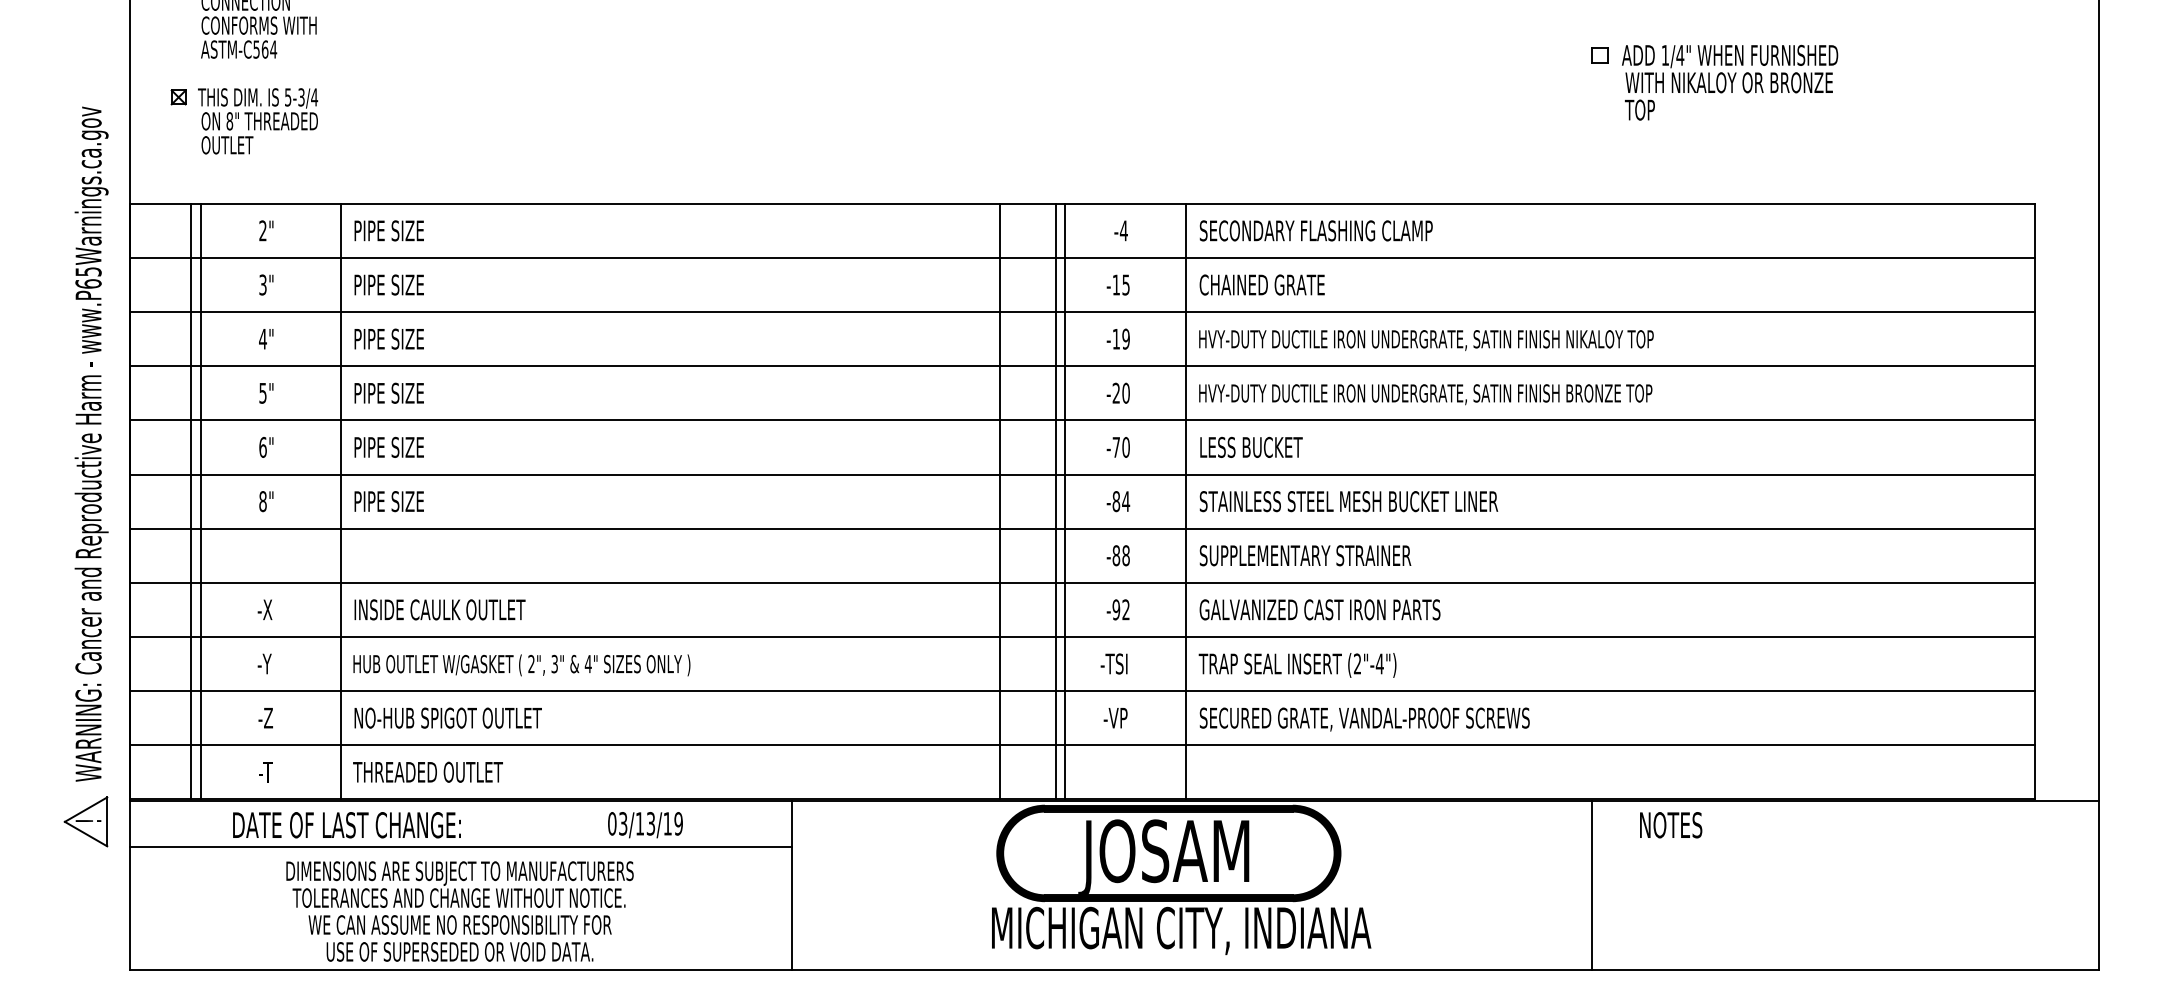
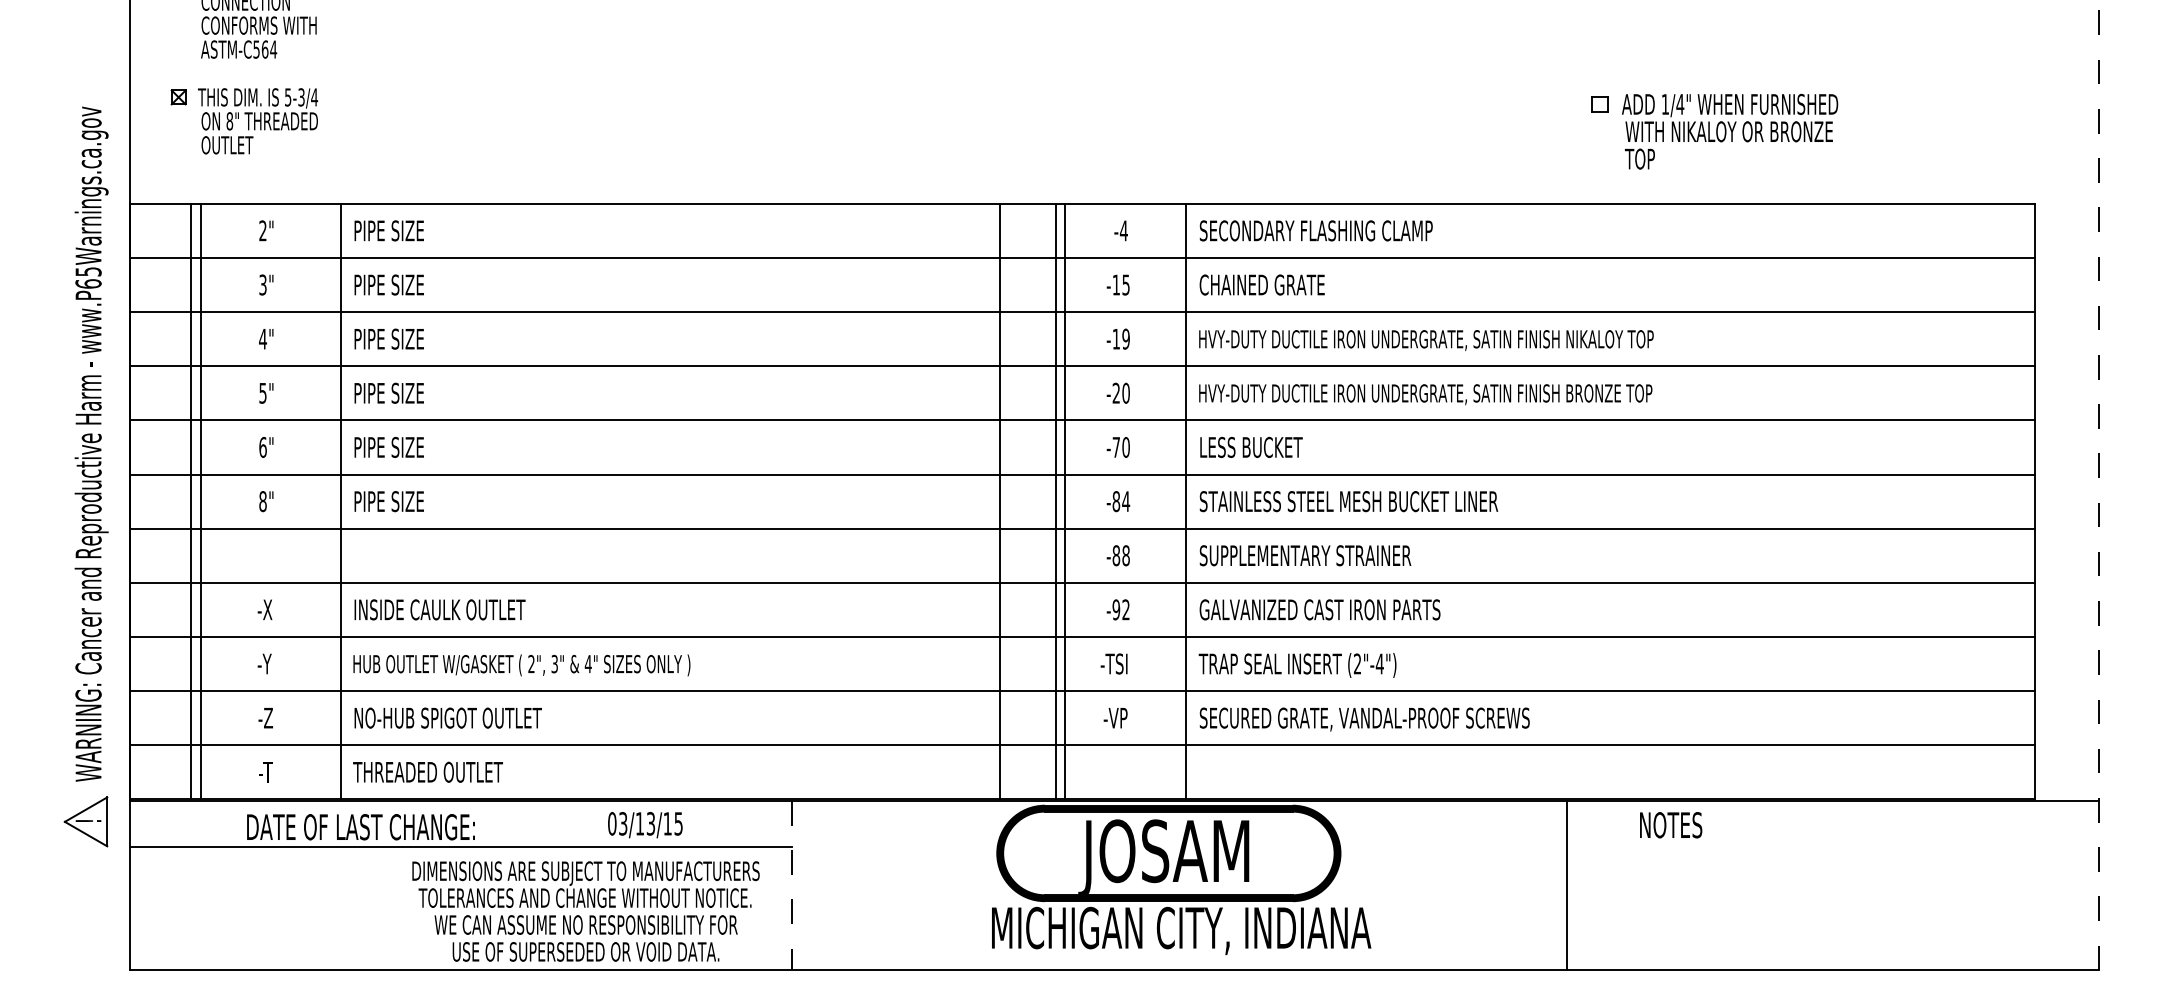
part position: (1714, 82) -> (1714, 131) (1714, 131)
line: solid -> dashed (2099, 485)
text: 03/13/19 -> 03/13/15 (678, 823)
text position: (346, 825) -> (360, 827) (360, 827)
line: solid -> dashed (791, 885)
line position: (1591, 885) -> (1566, 885) (1566, 885)
text position: (459, 911) -> (585, 911) (585, 911)
